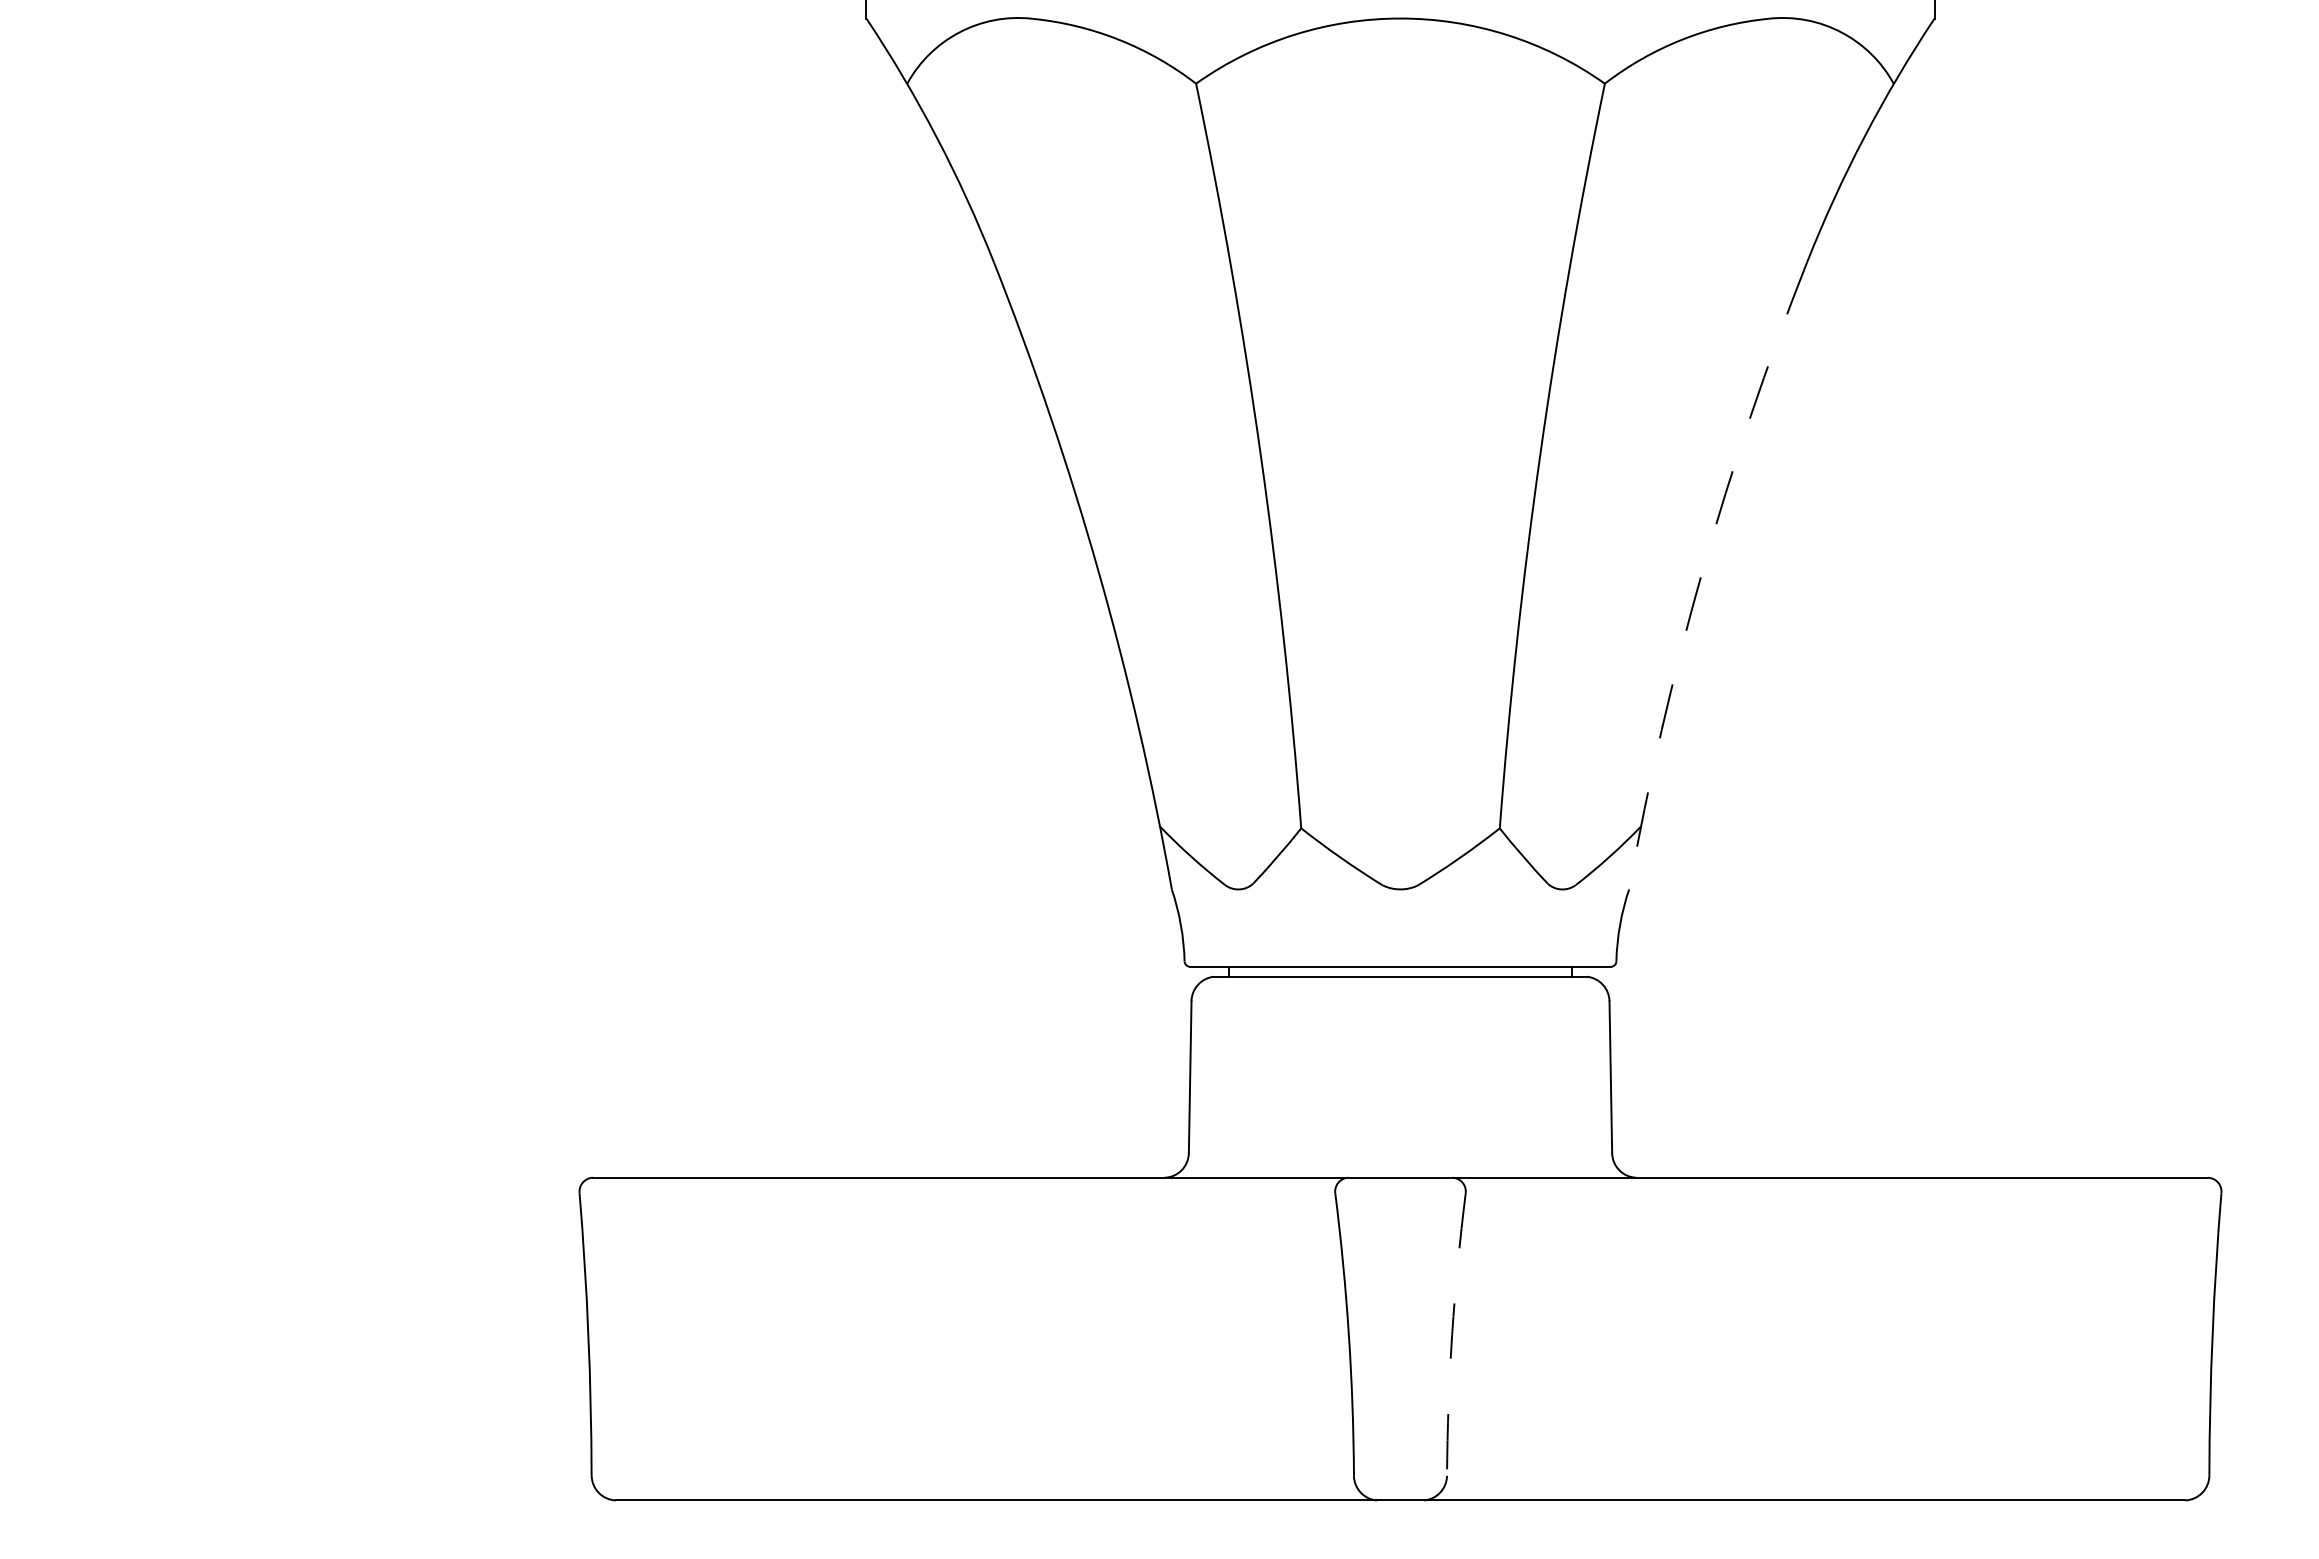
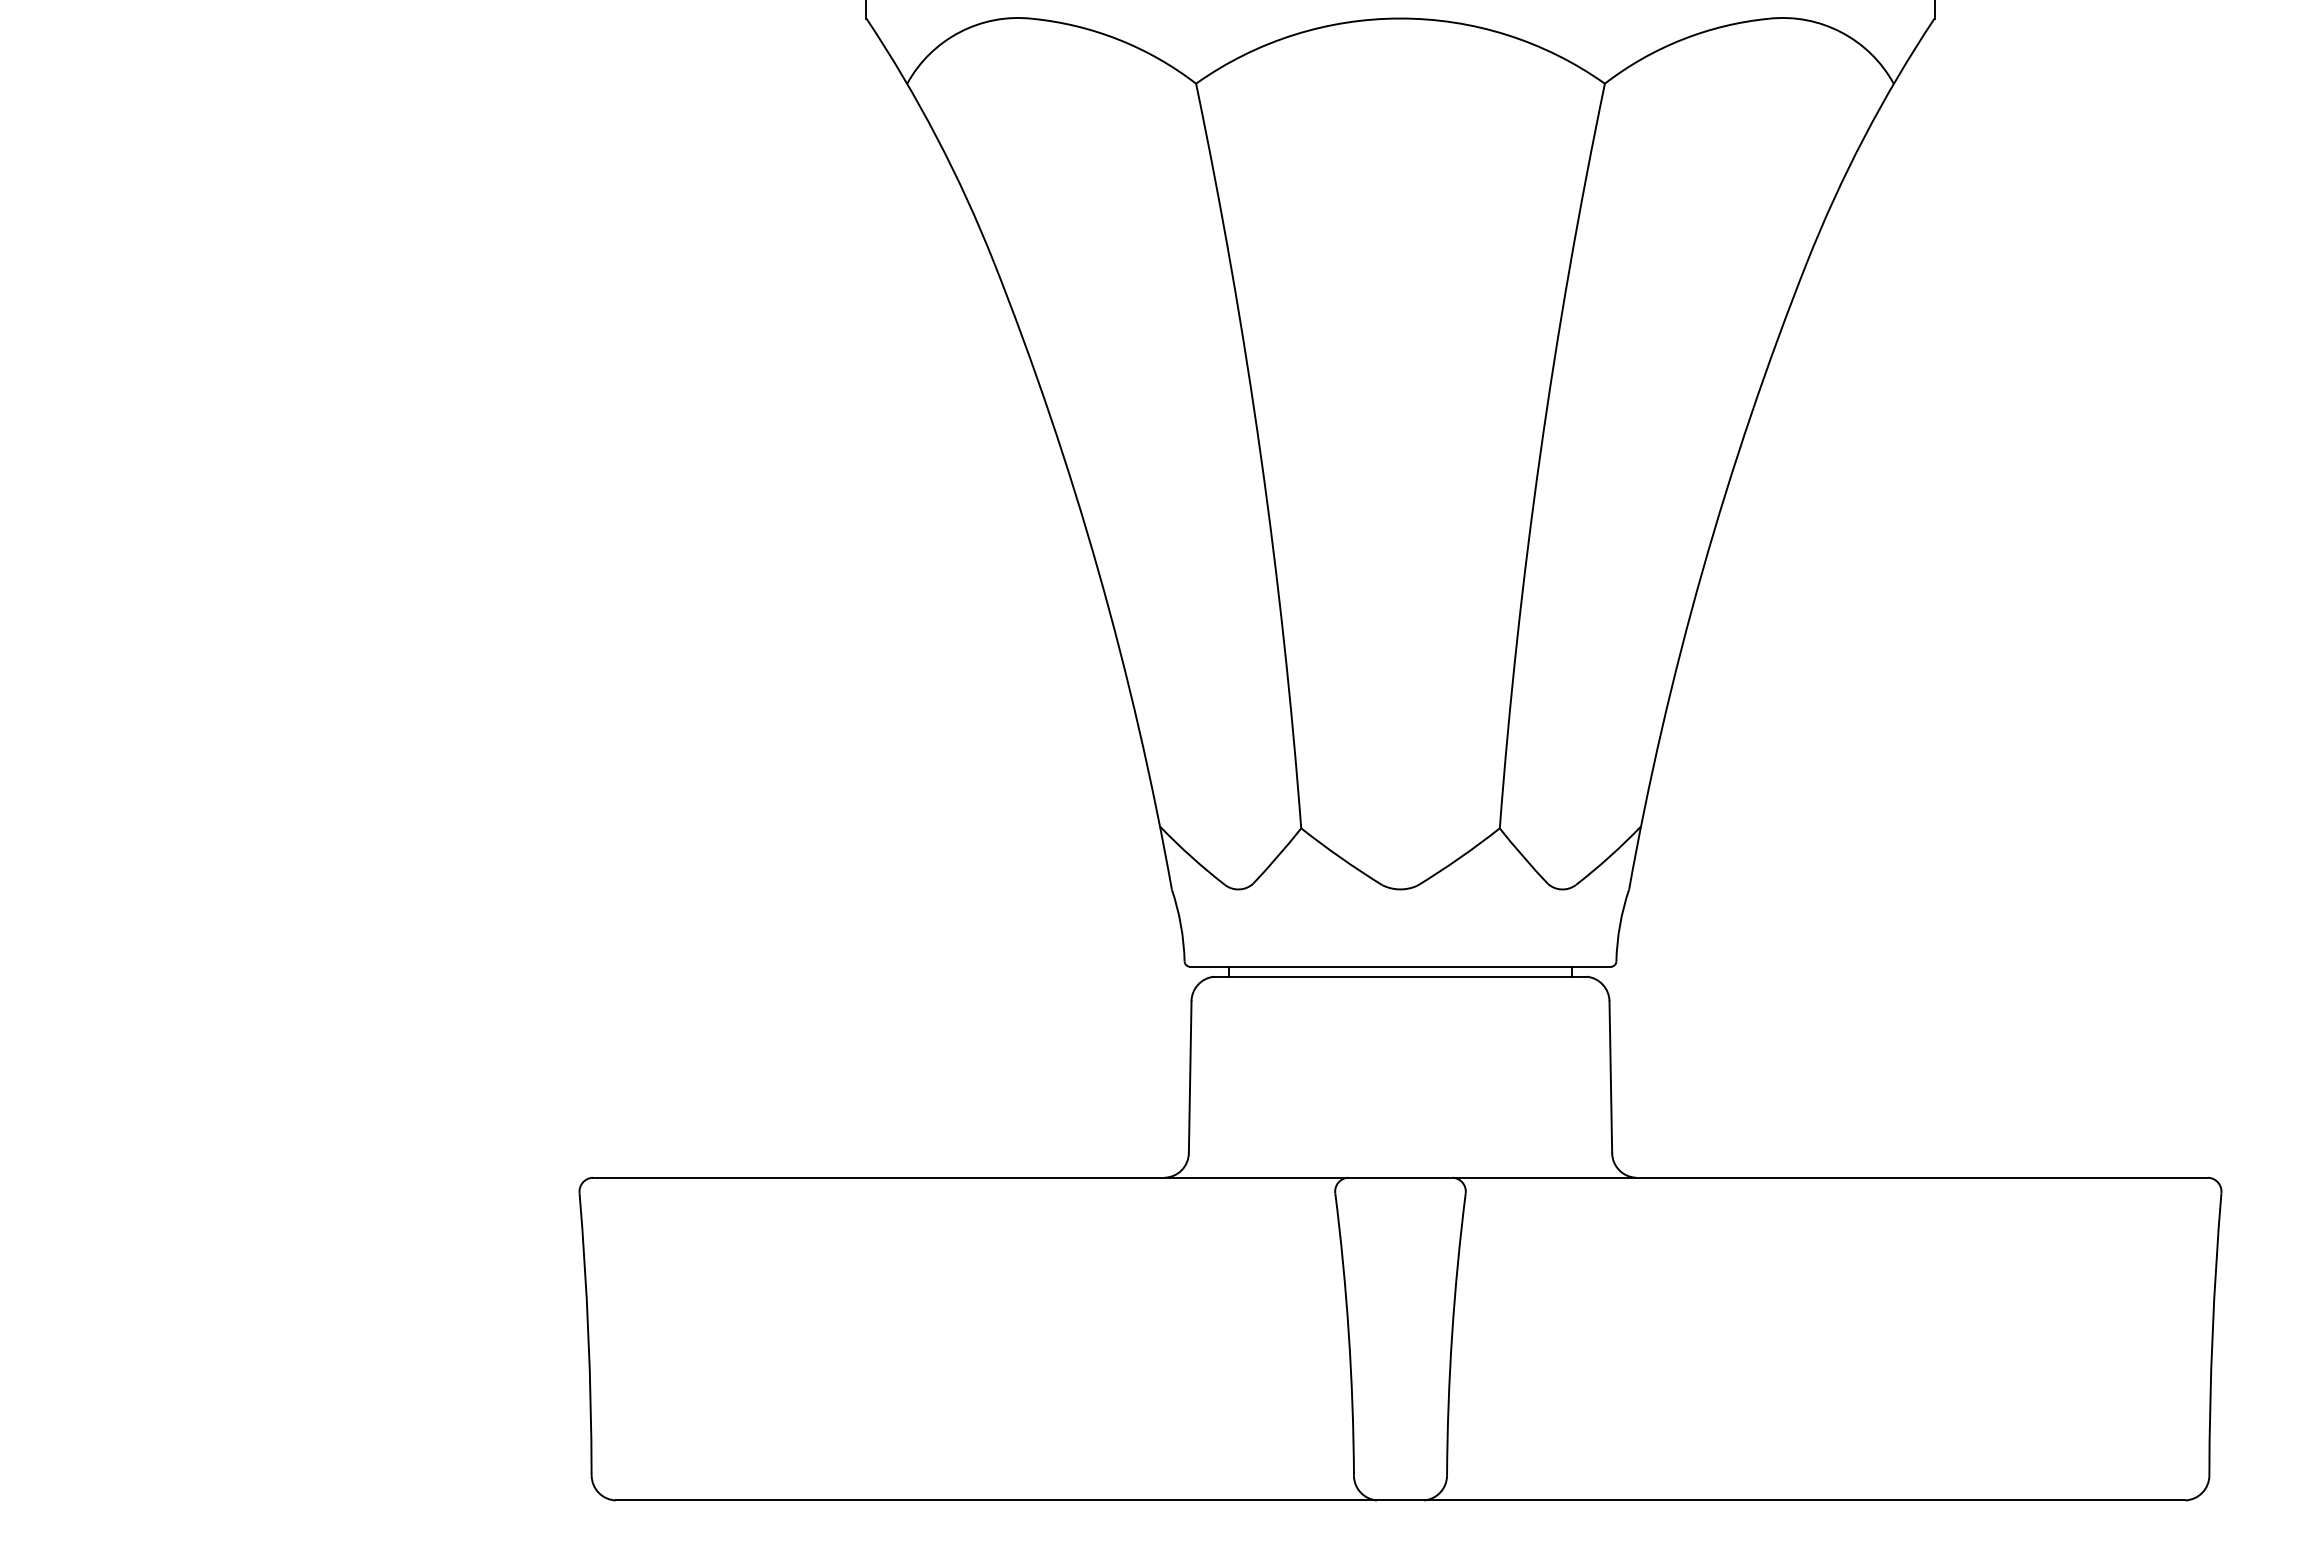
arc: dashed -> solid (1702, 571)
arc: dashed -> solid (1452, 1334)
